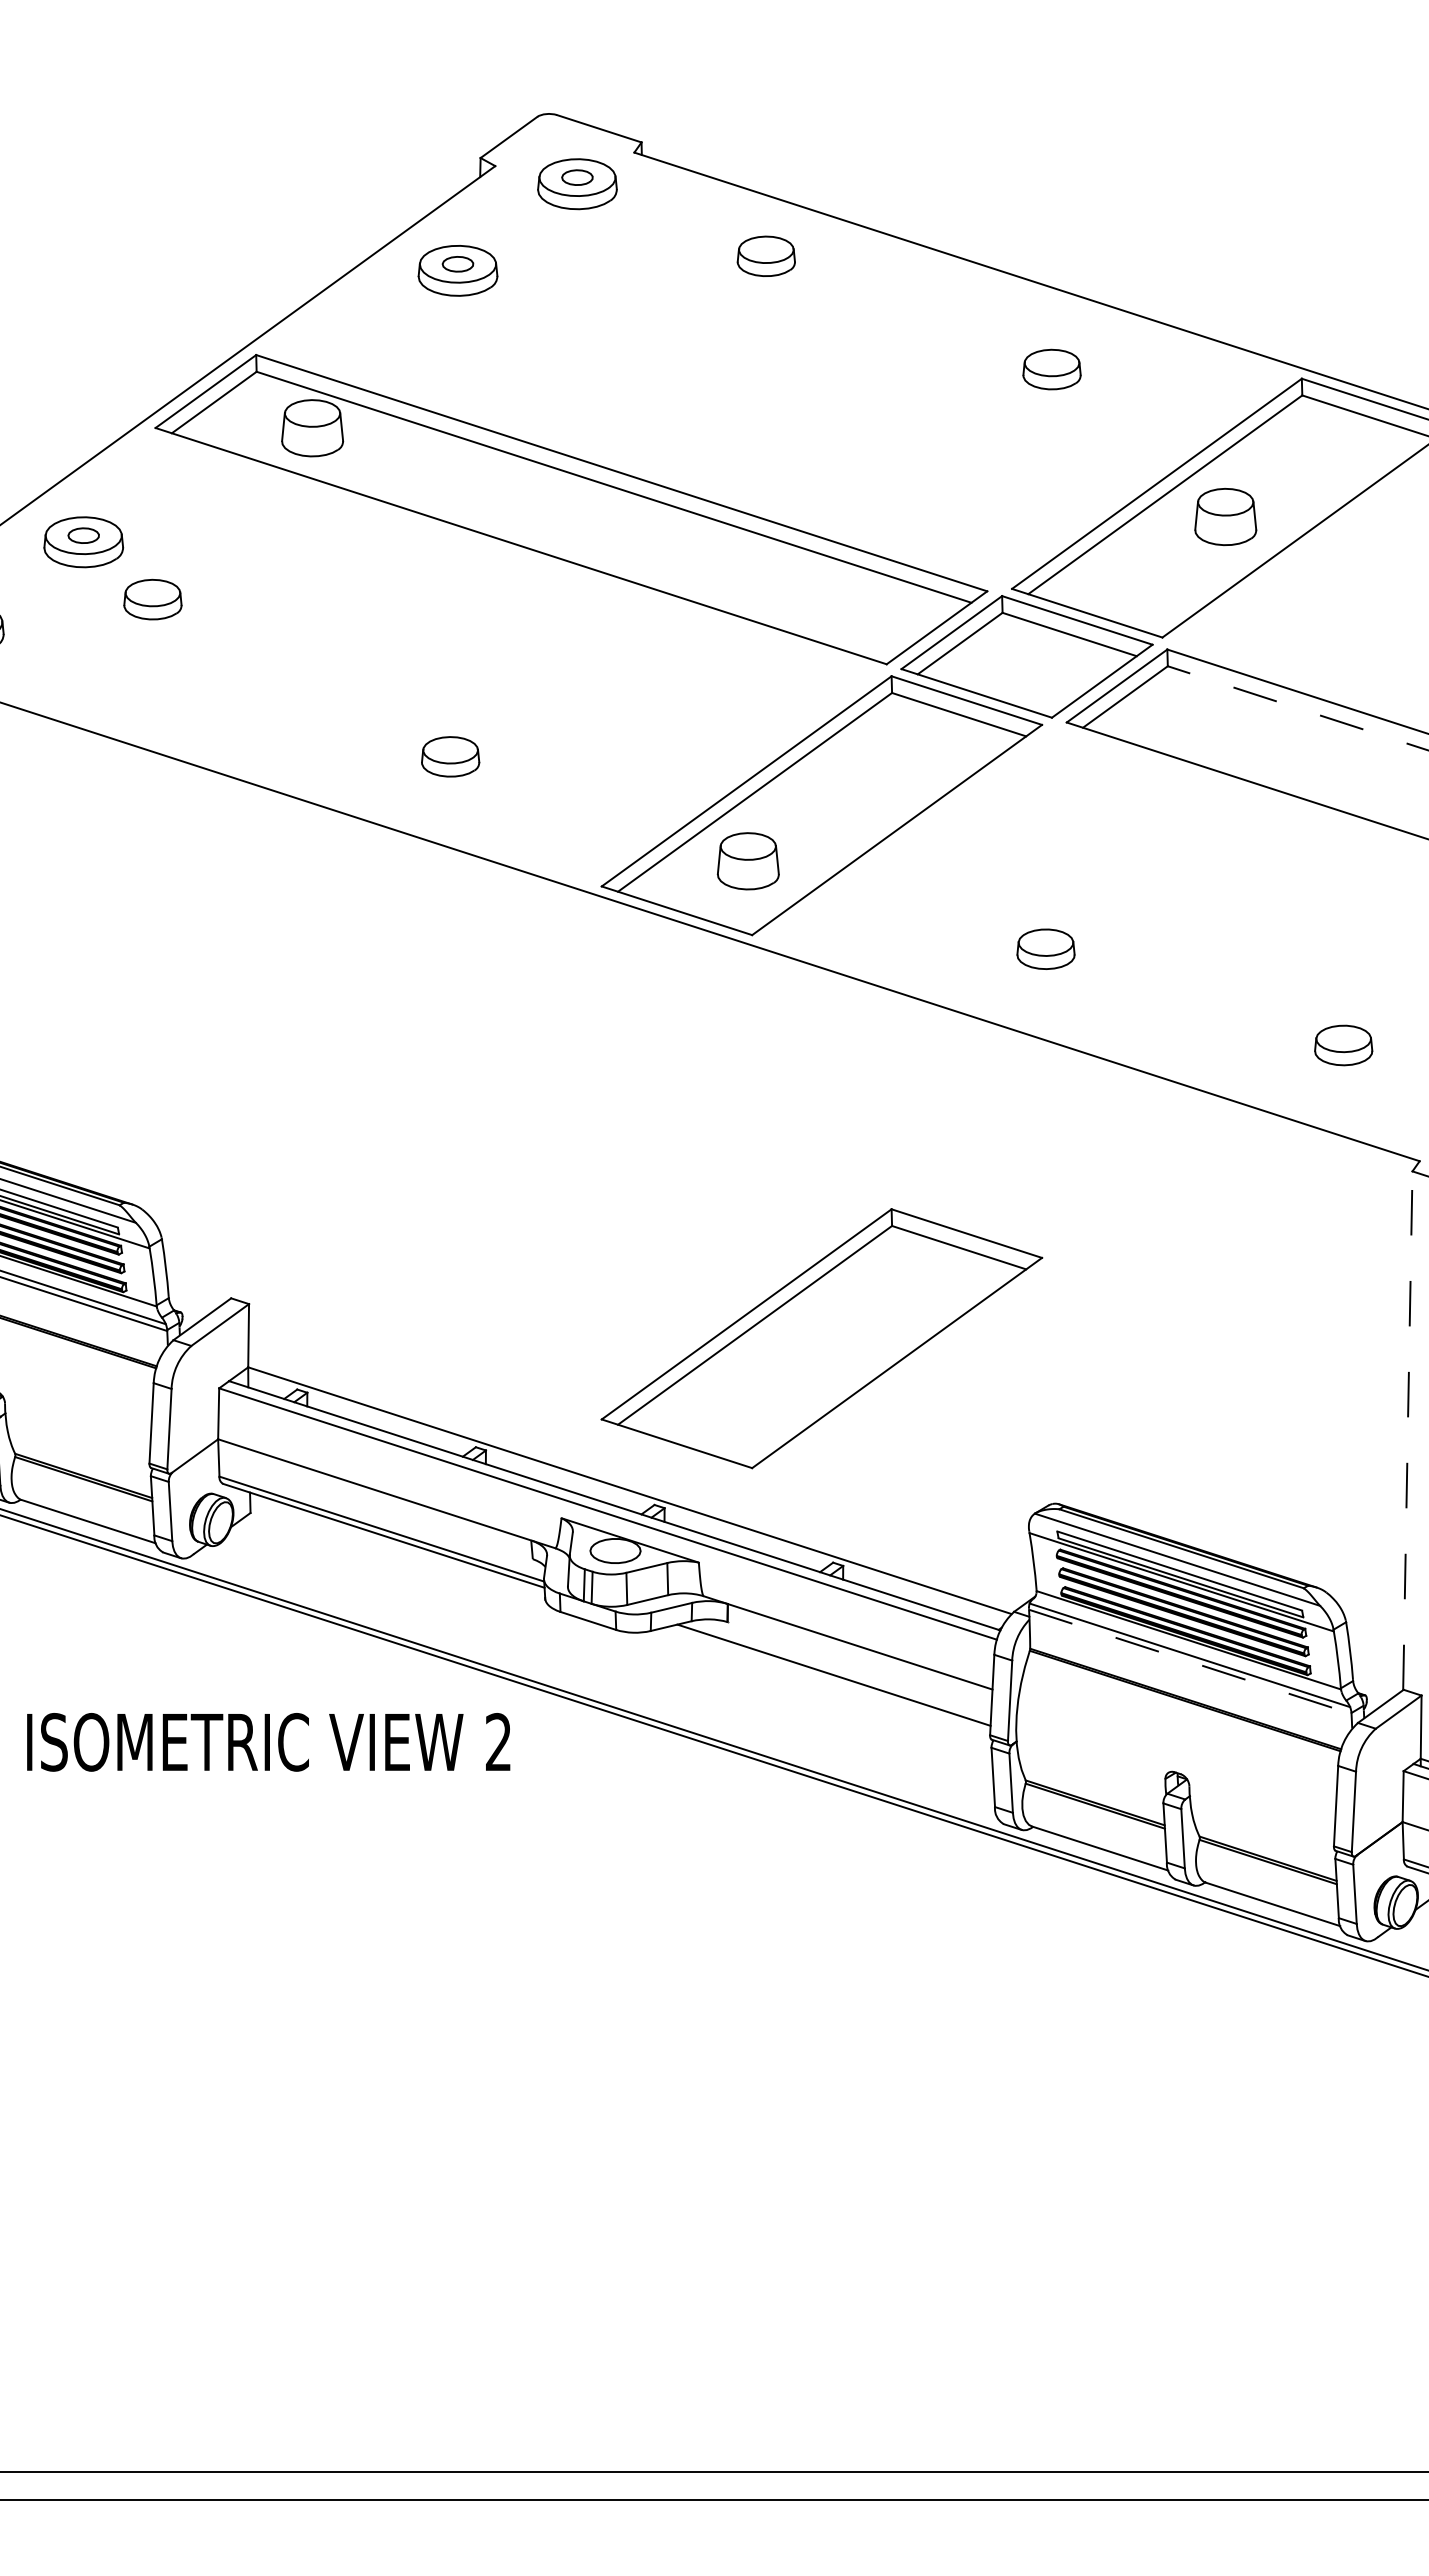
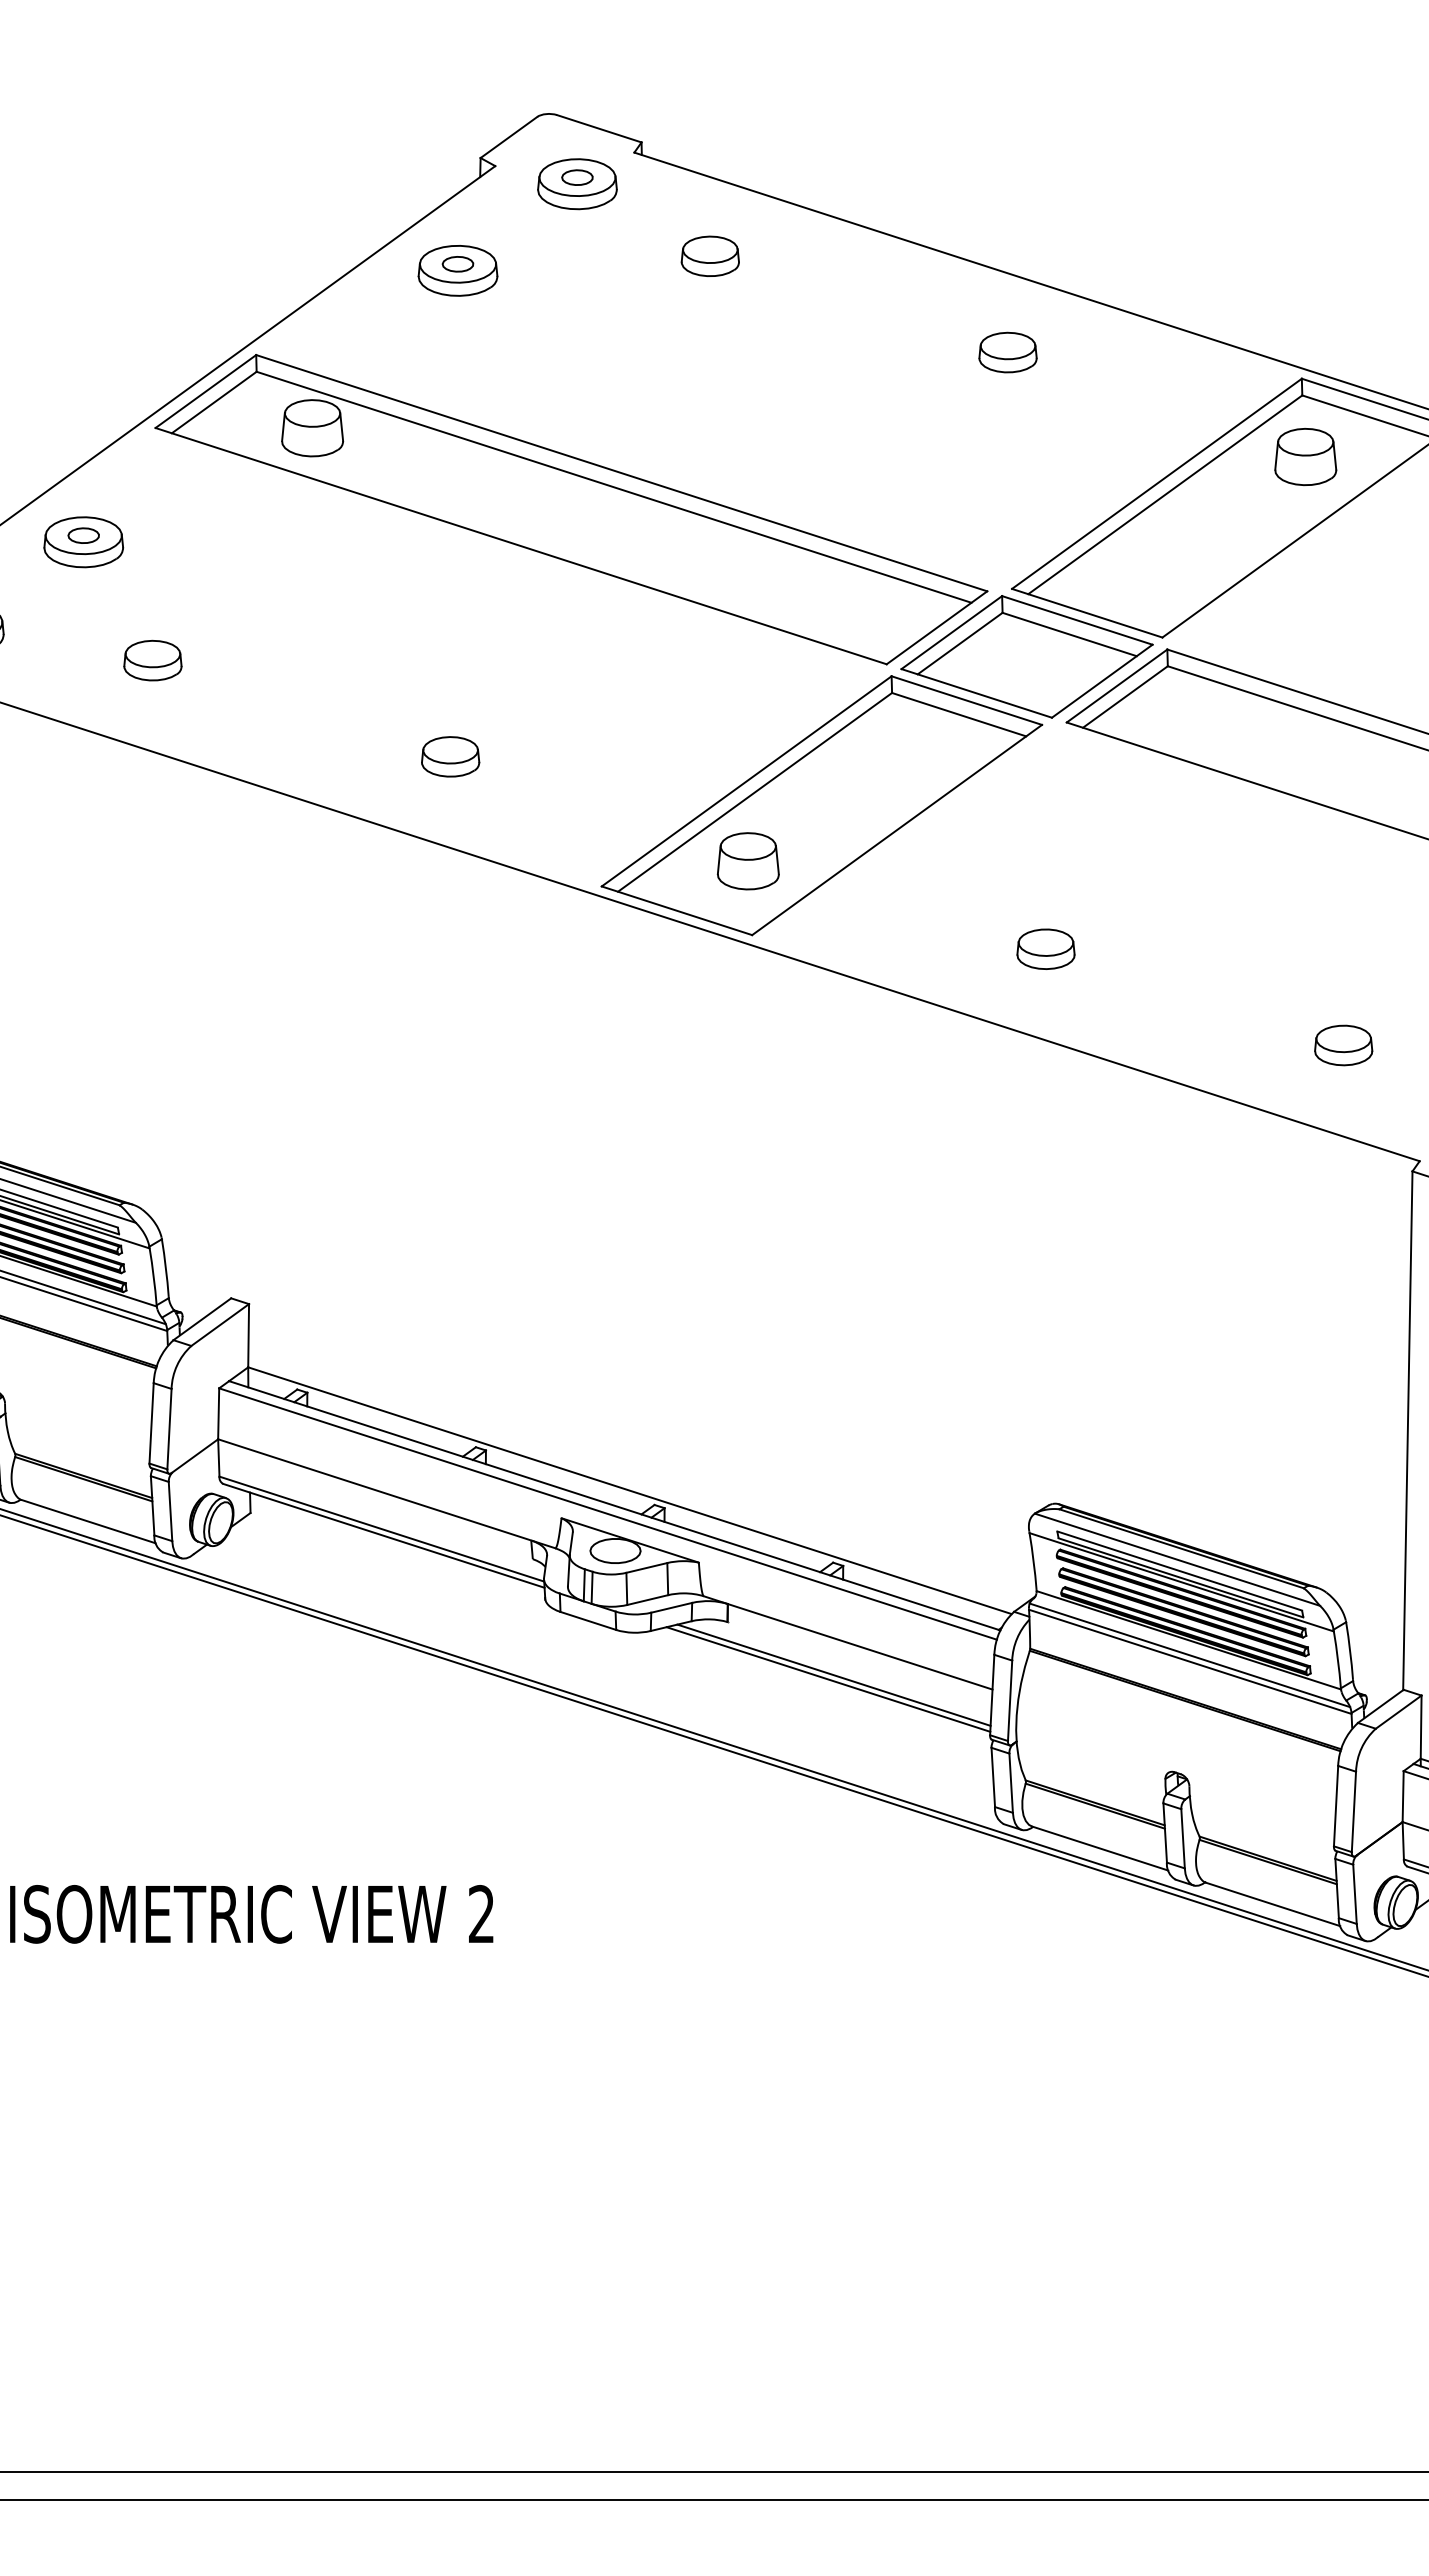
part position: (765, 255) -> (709, 255) (709, 255)
part position: (1051, 369) -> (1007, 352) (1007, 352)
part position: (1225, 516) -> (1305, 456) (1305, 456)
part position: (152, 599) -> (152, 660) (152, 660)
line: dashed -> solid (1298, 708)
part: present -> none (821, 1338)
line: dashed -> solid (1407, 1430)
line: dashed -> solid (1190, 1662)
line: none -> present (828, 1679)
text position: (268, 1742) -> (251, 1914) (251, 1914)
